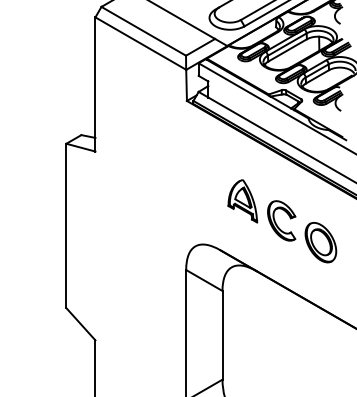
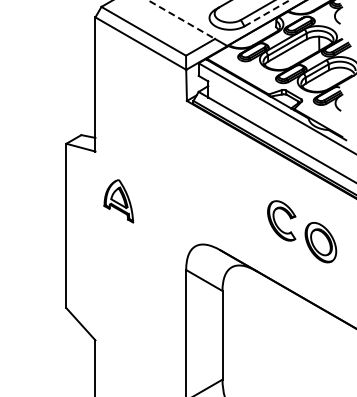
line: solid -> dashed (267, 13)
line: solid -> dashed (181, 19)
part position: (242, 201) -> (118, 201) (118, 201)
